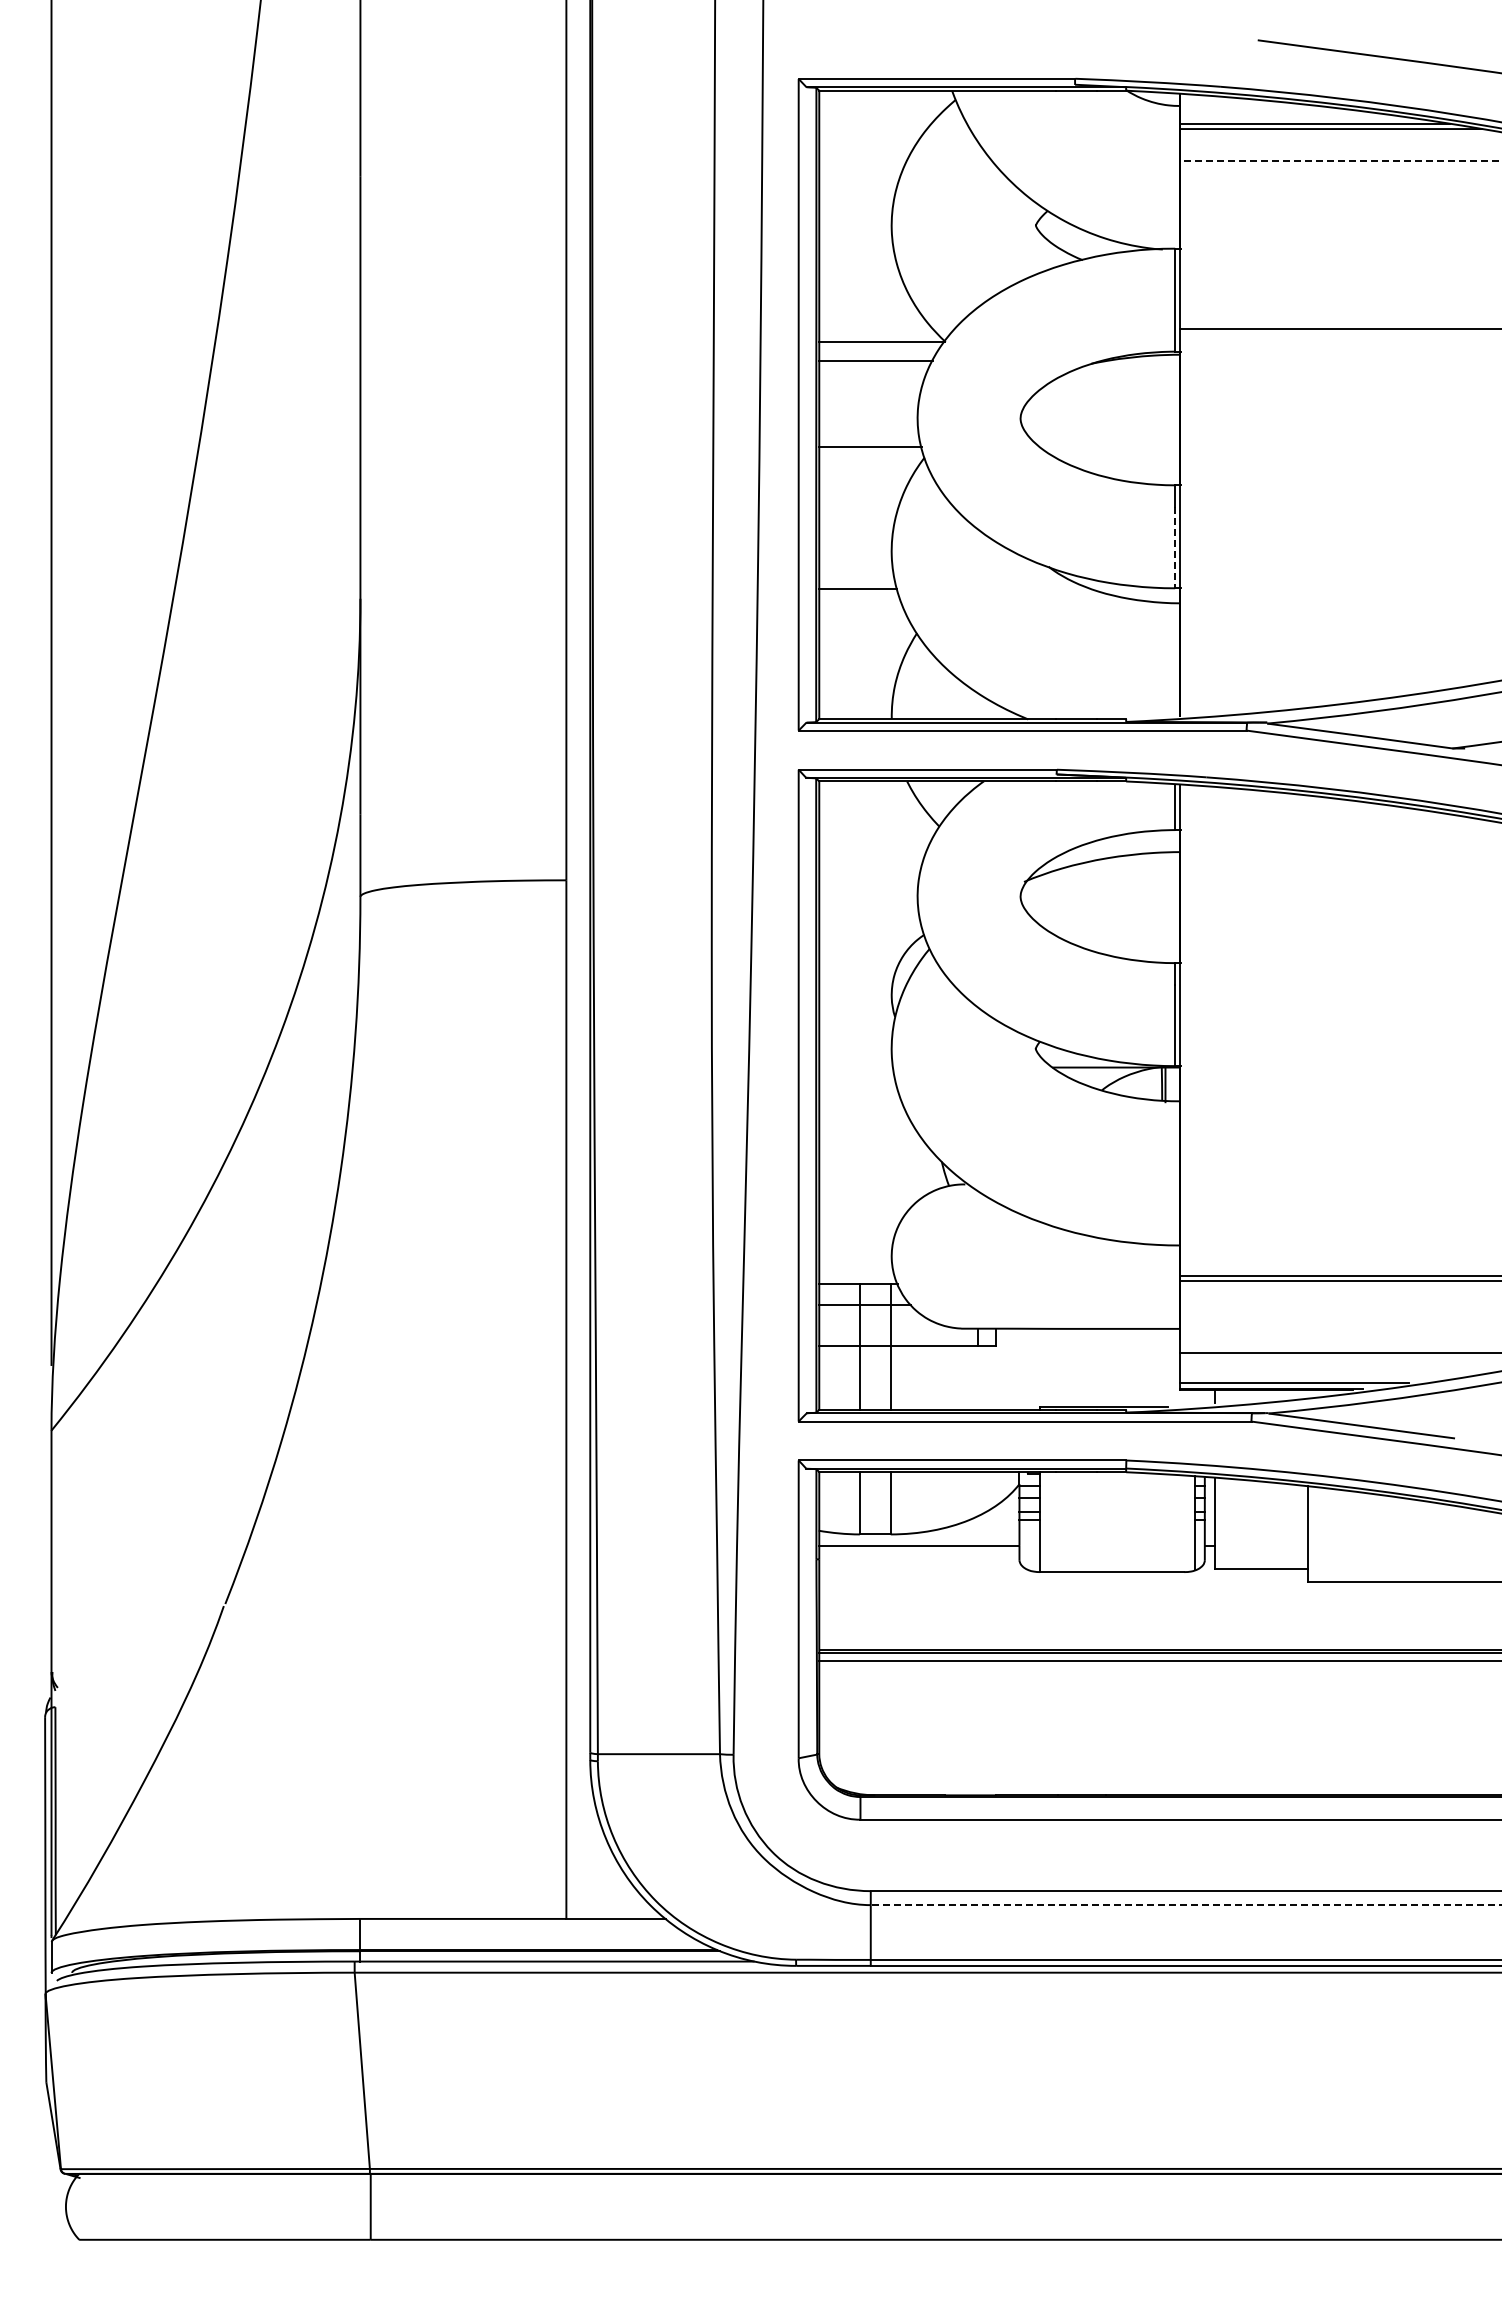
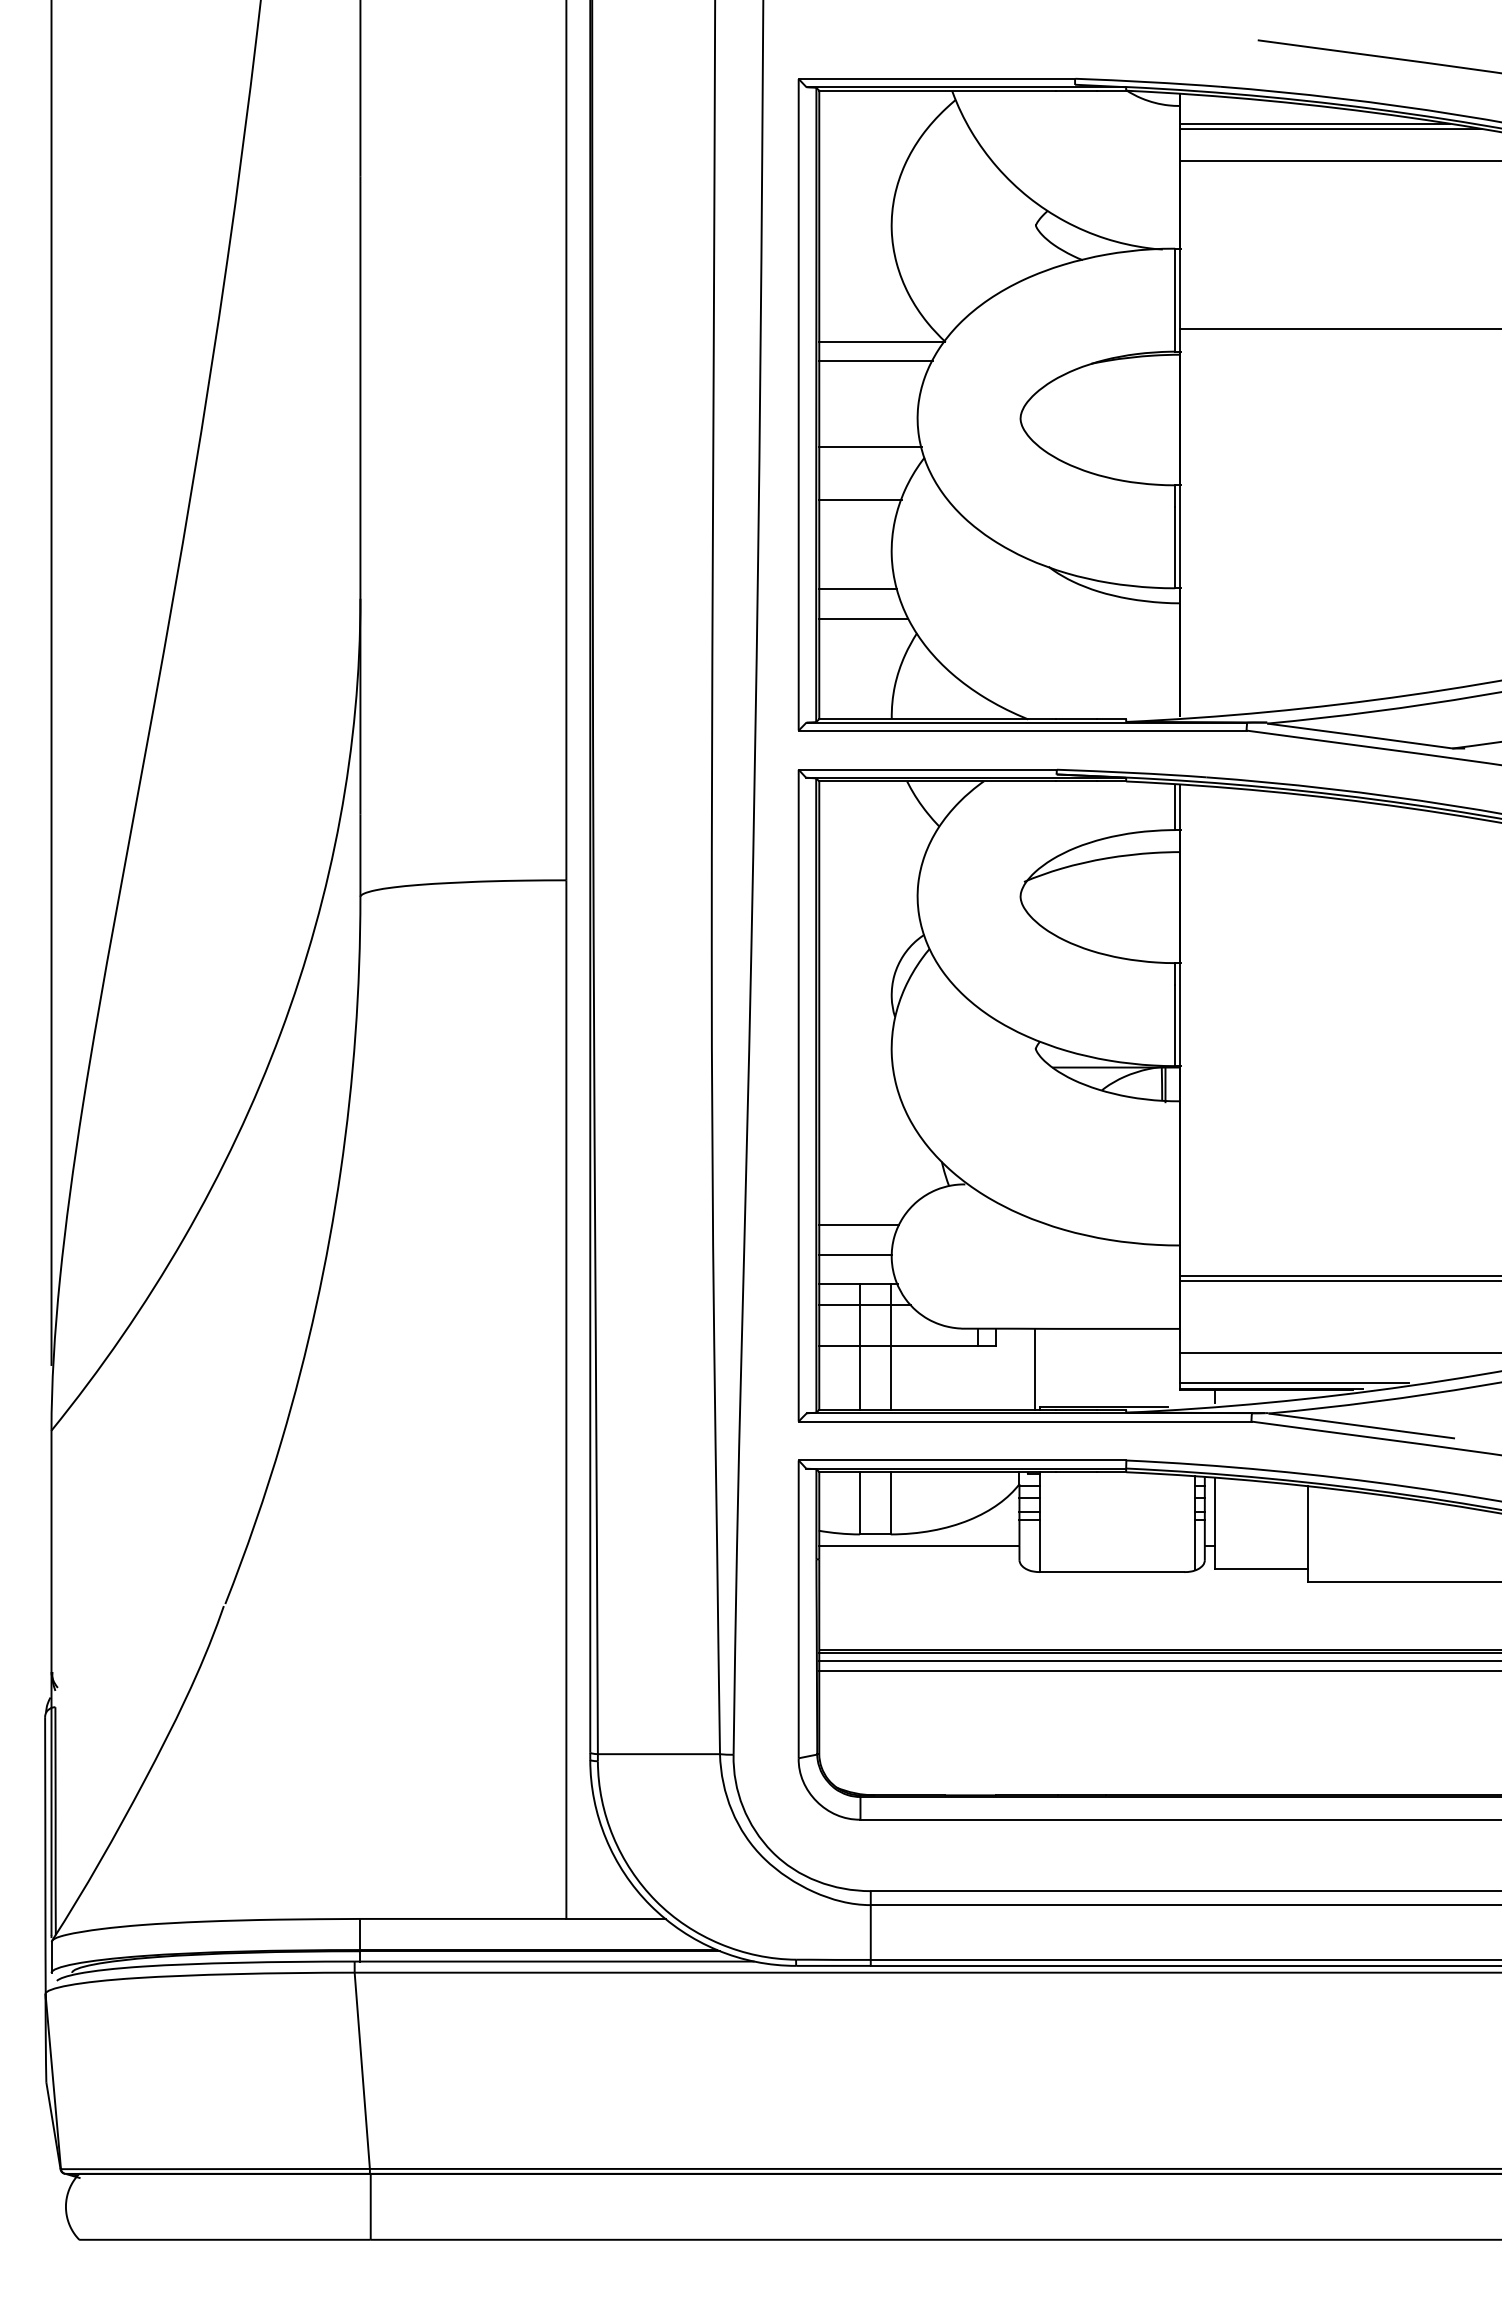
line: dashed -> solid (1341, 160)
line: none -> present (860, 500)
line: dashed -> solid (1175, 547)
line: none -> present (863, 618)
line: none -> present (859, 1225)
line: none -> present (855, 1254)
line: none -> present (1034, 1368)
line: none -> present (1158, 1671)
line: dashed -> solid (1185, 1905)
